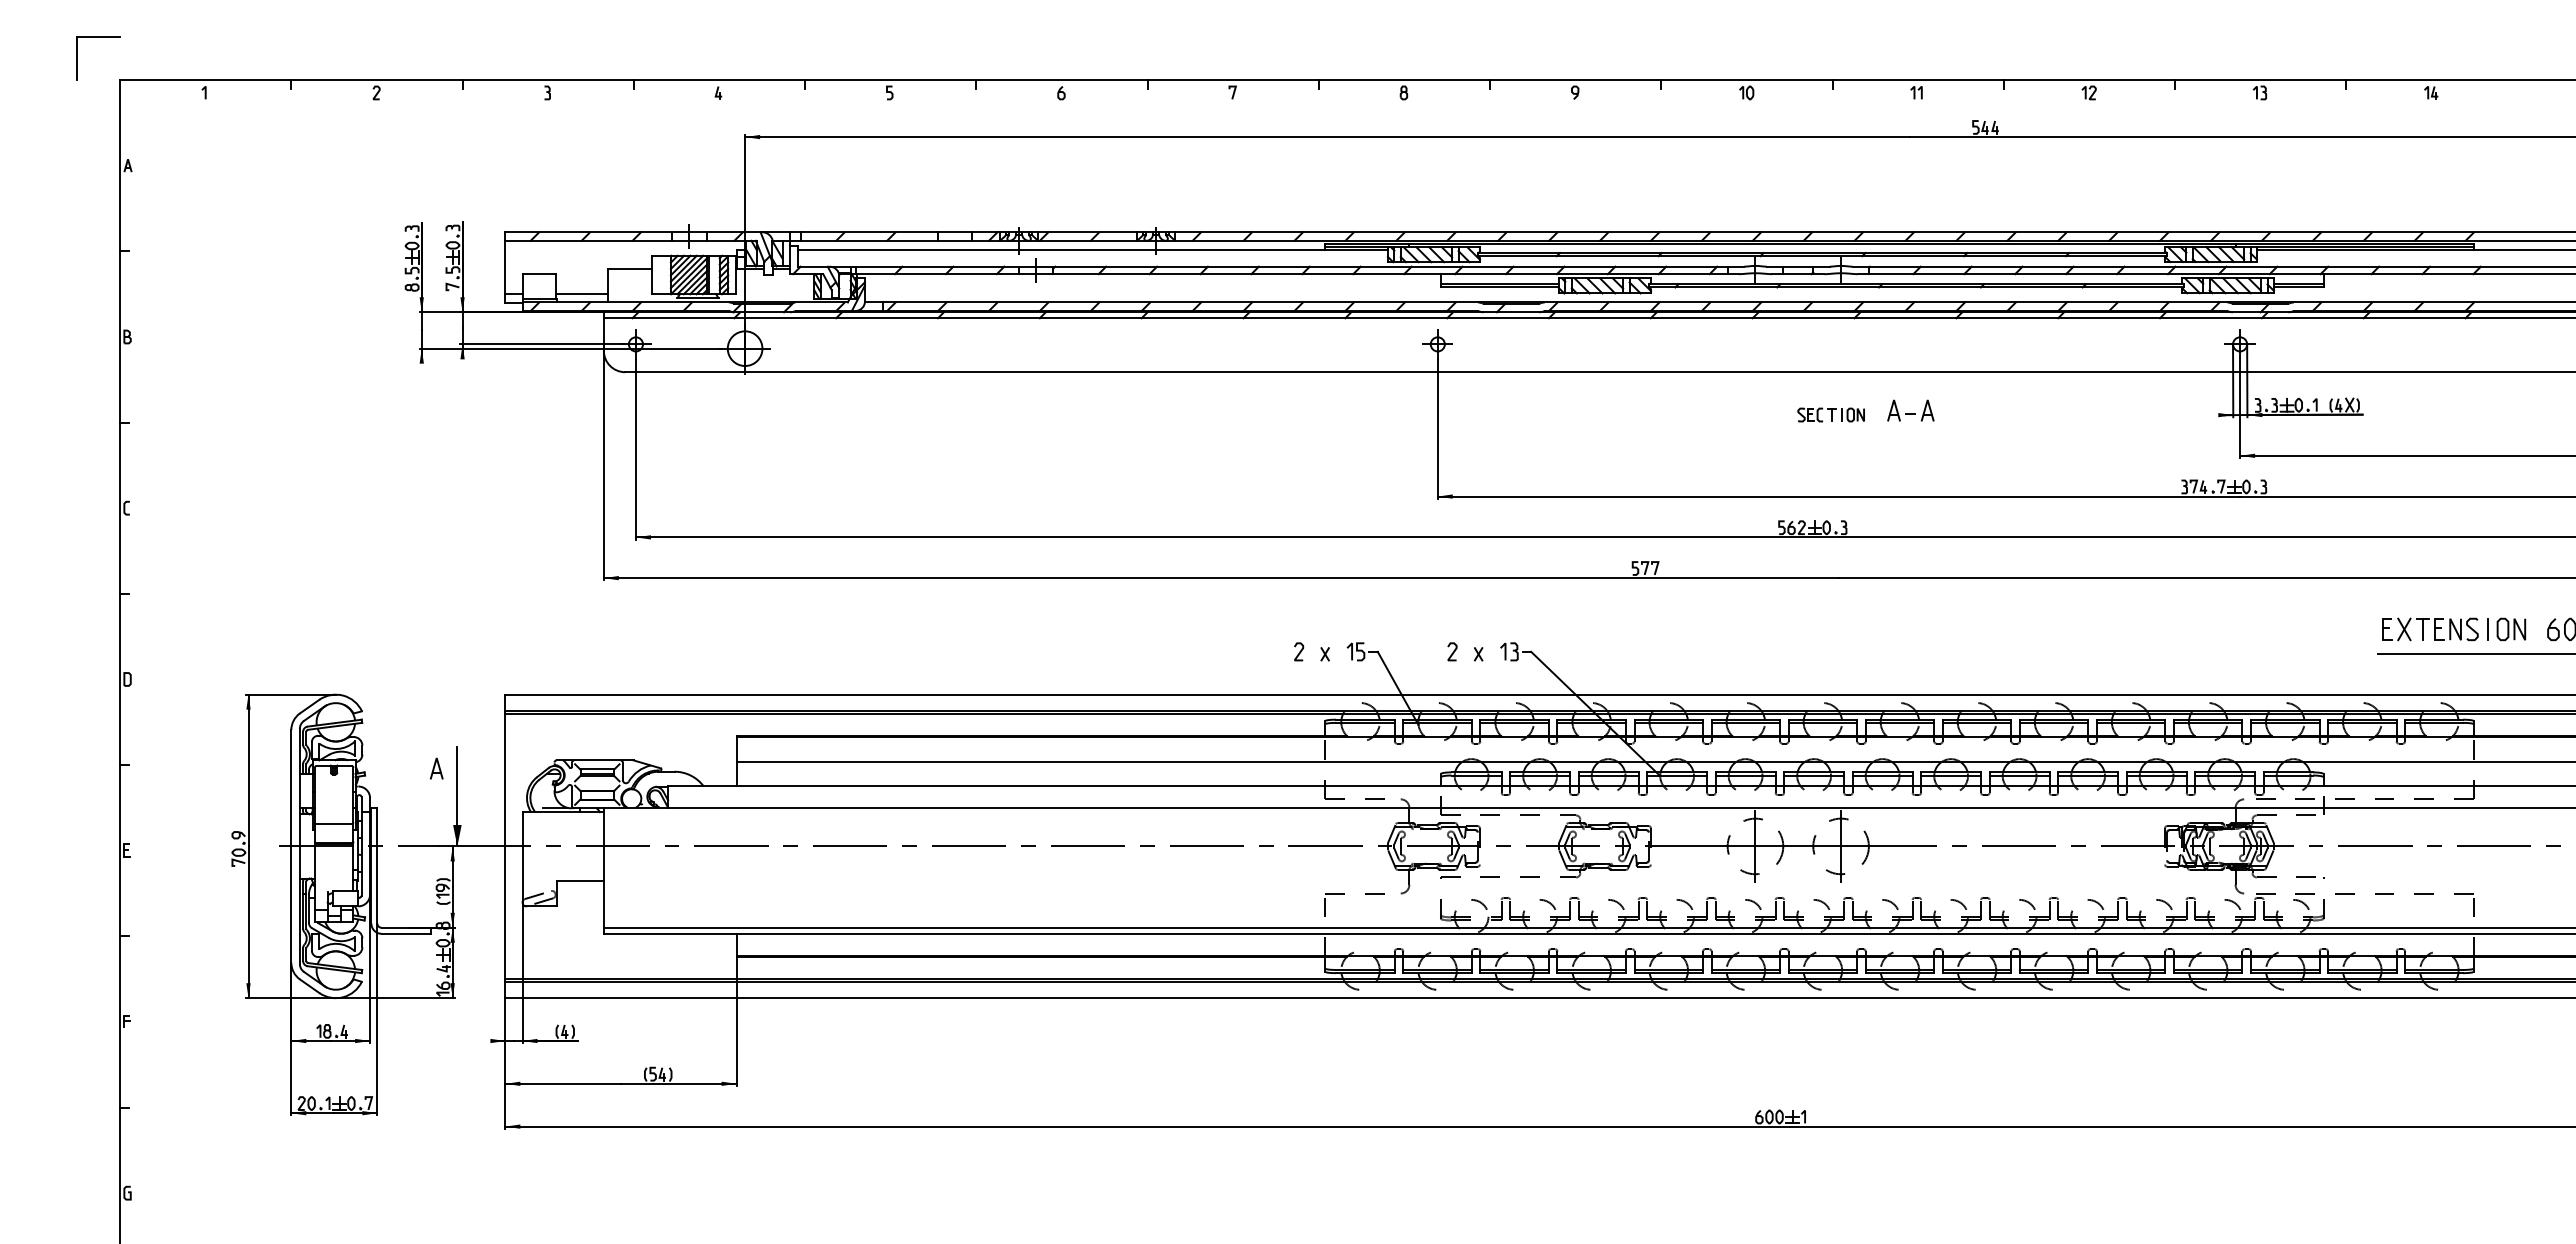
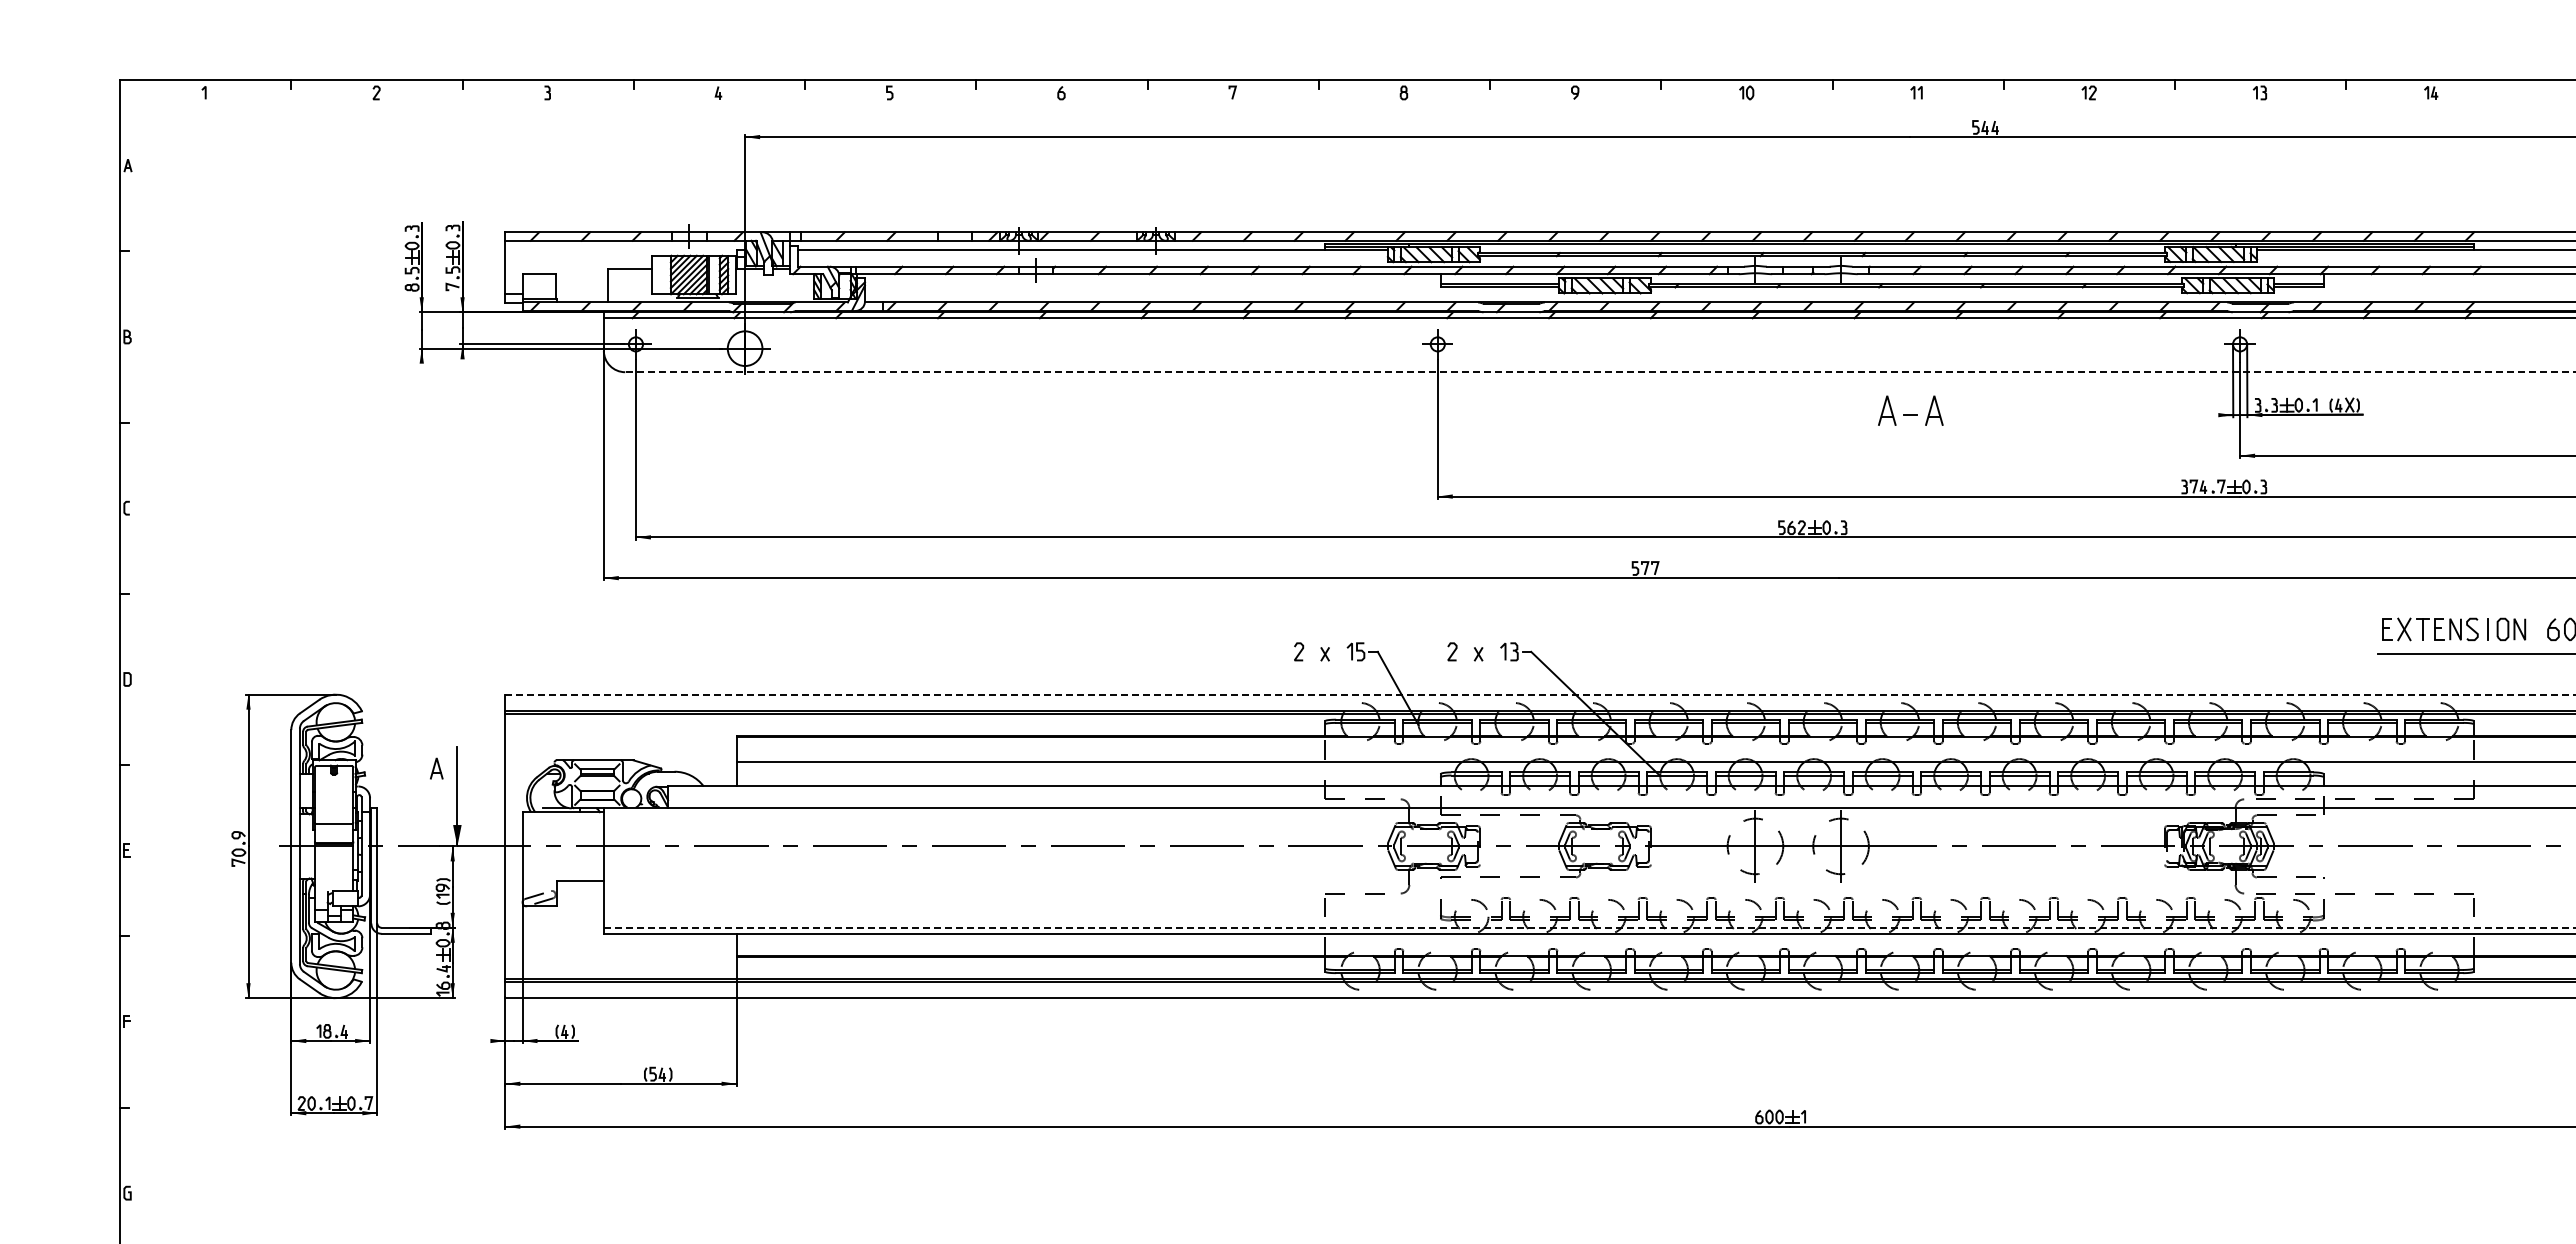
part: present -> none (98, 37)
line: present -> none (581, 294)
line: solid -> dashed (1600, 372)
part size: 48x23 px -> 66x31 px (1910, 410)
part: present -> none (1830, 414)
line: solid -> dashed (1540, 694)
line: solid -> dashed (1589, 927)
